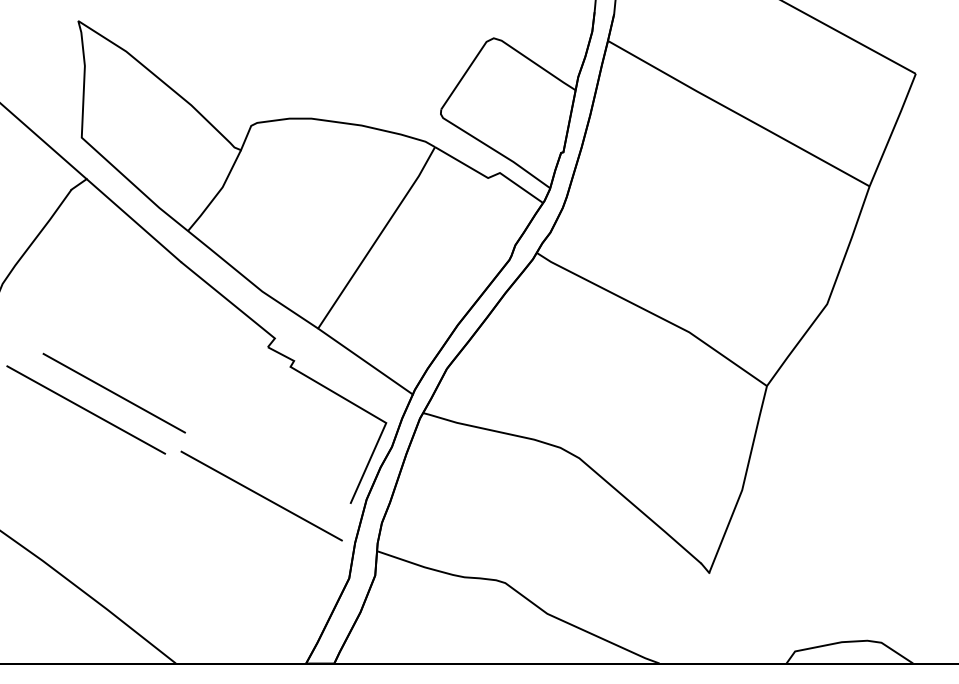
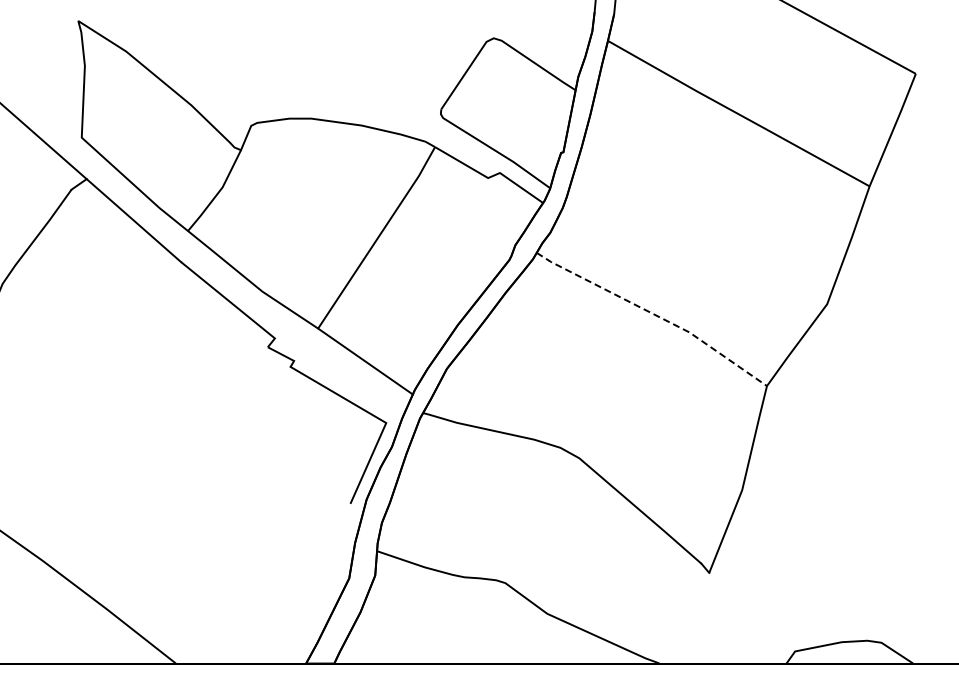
line: solid -> dashed (654, 314)
line: present -> none (113, 392)
line: present -> none (86, 409)
line: present -> none (261, 495)
